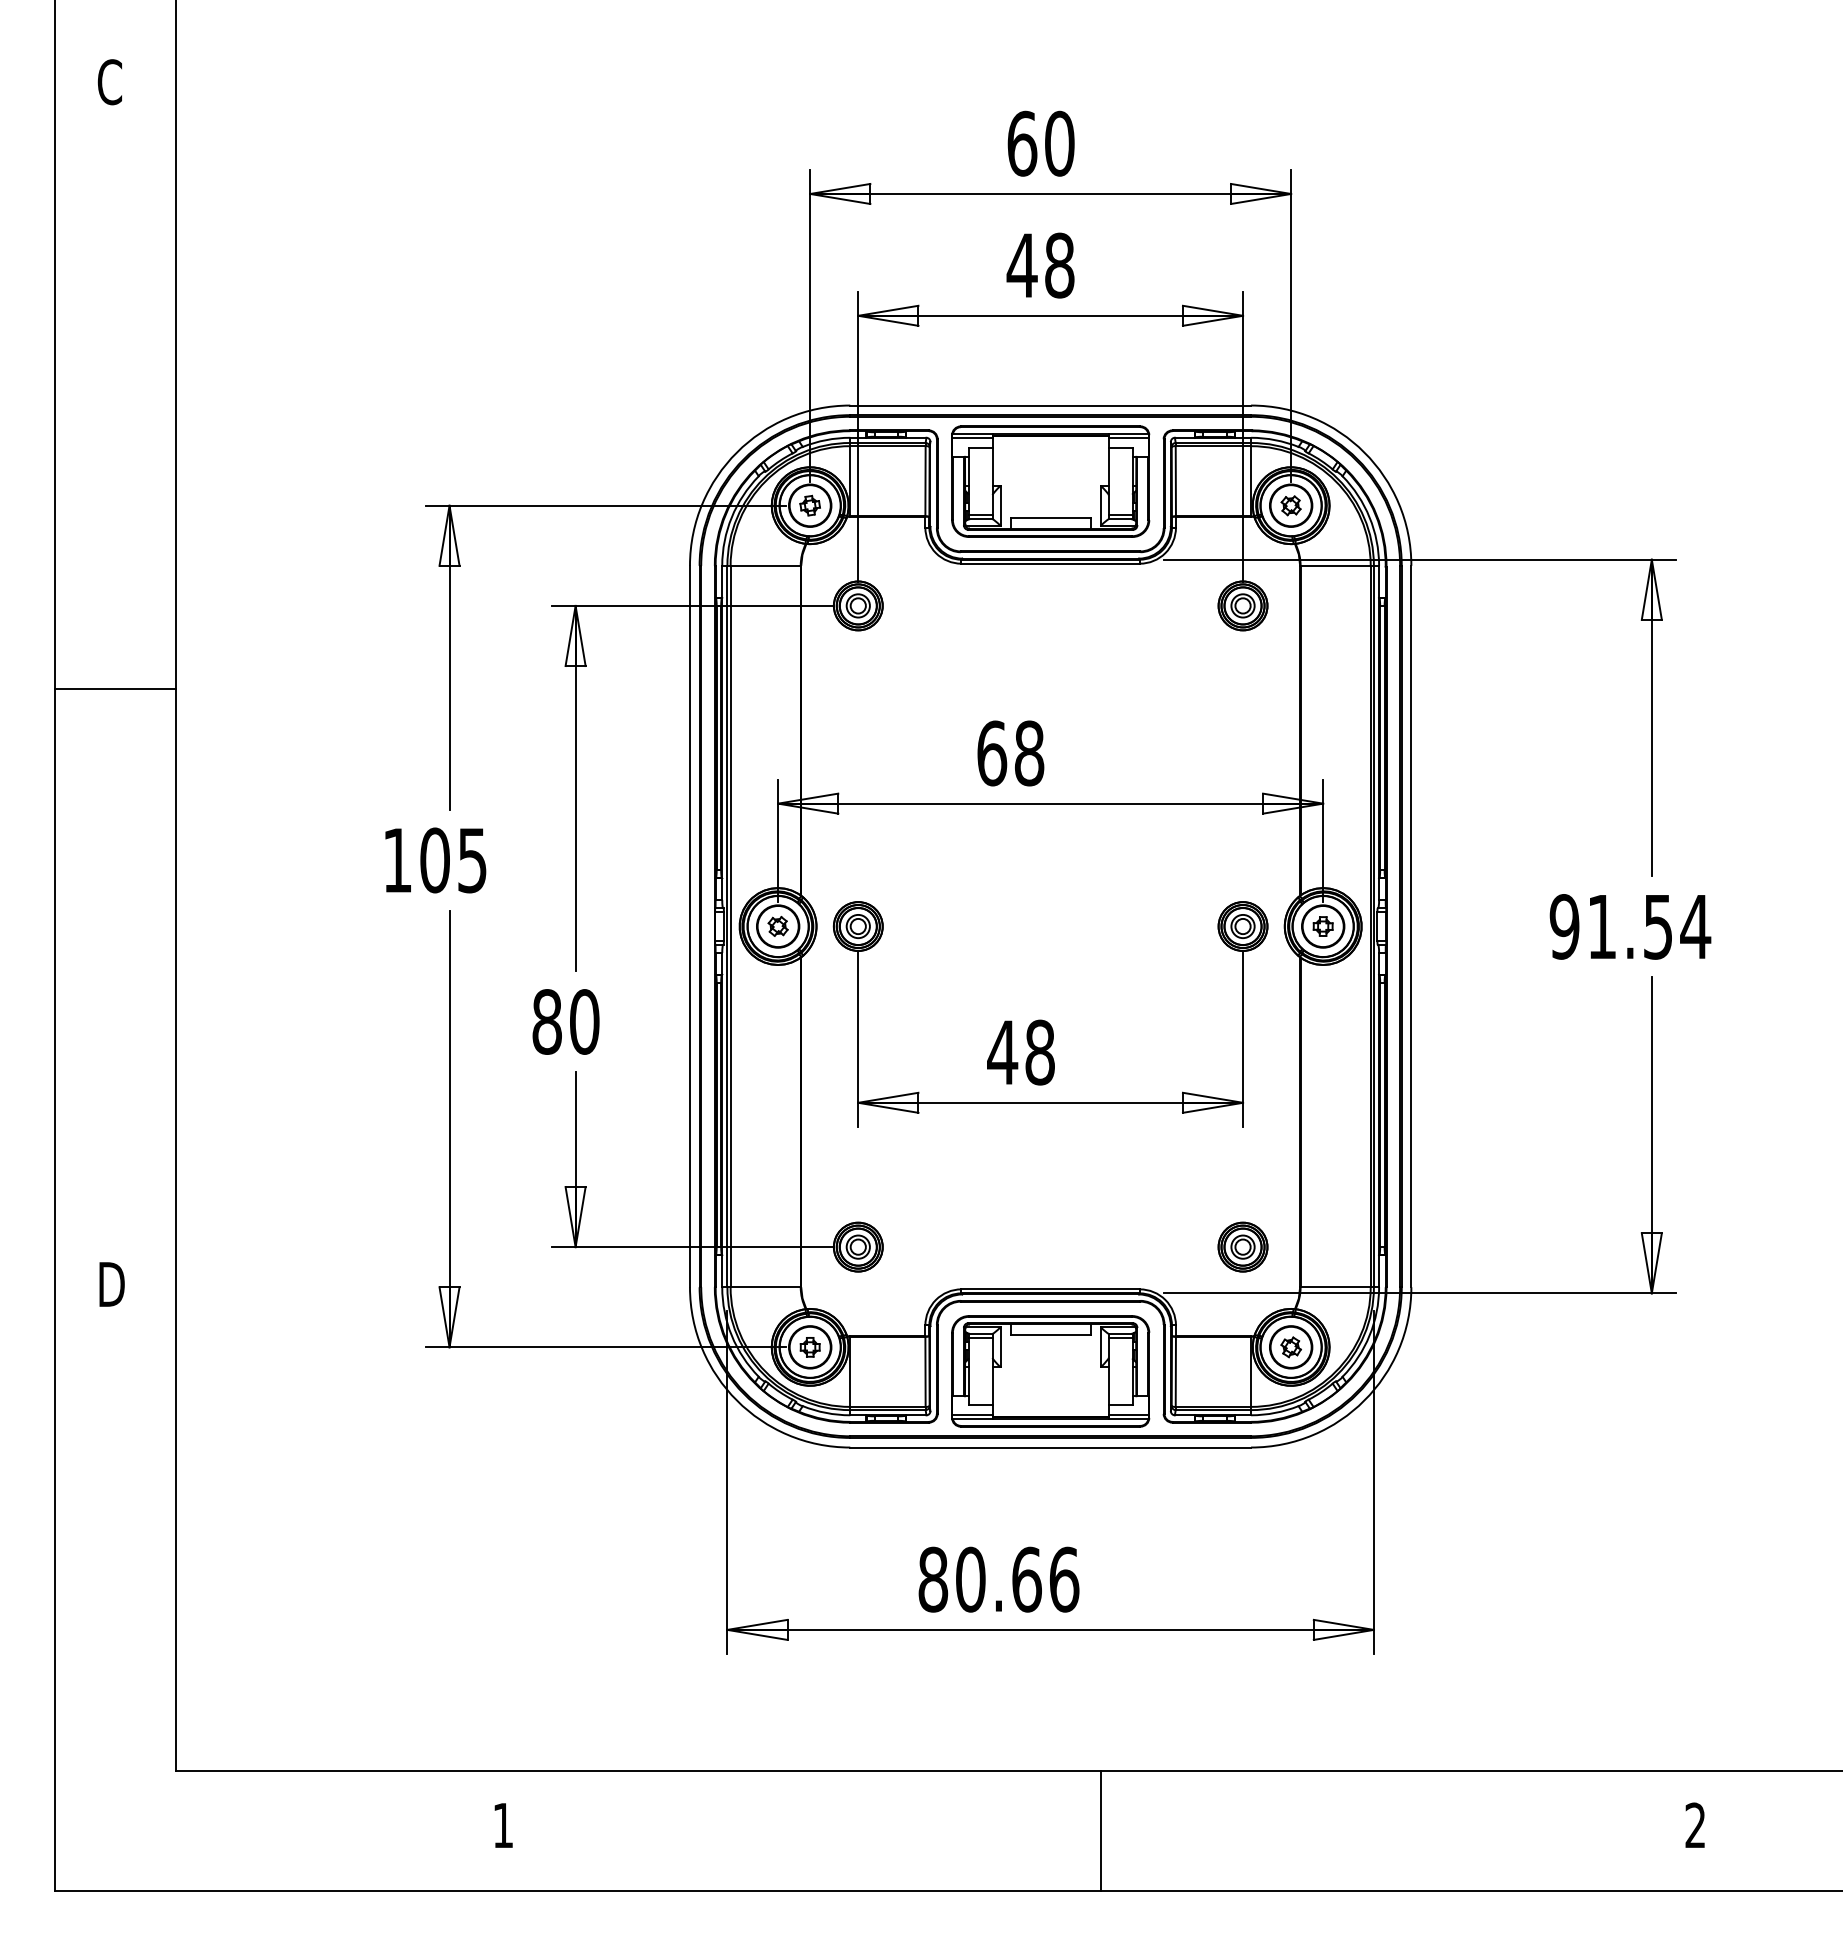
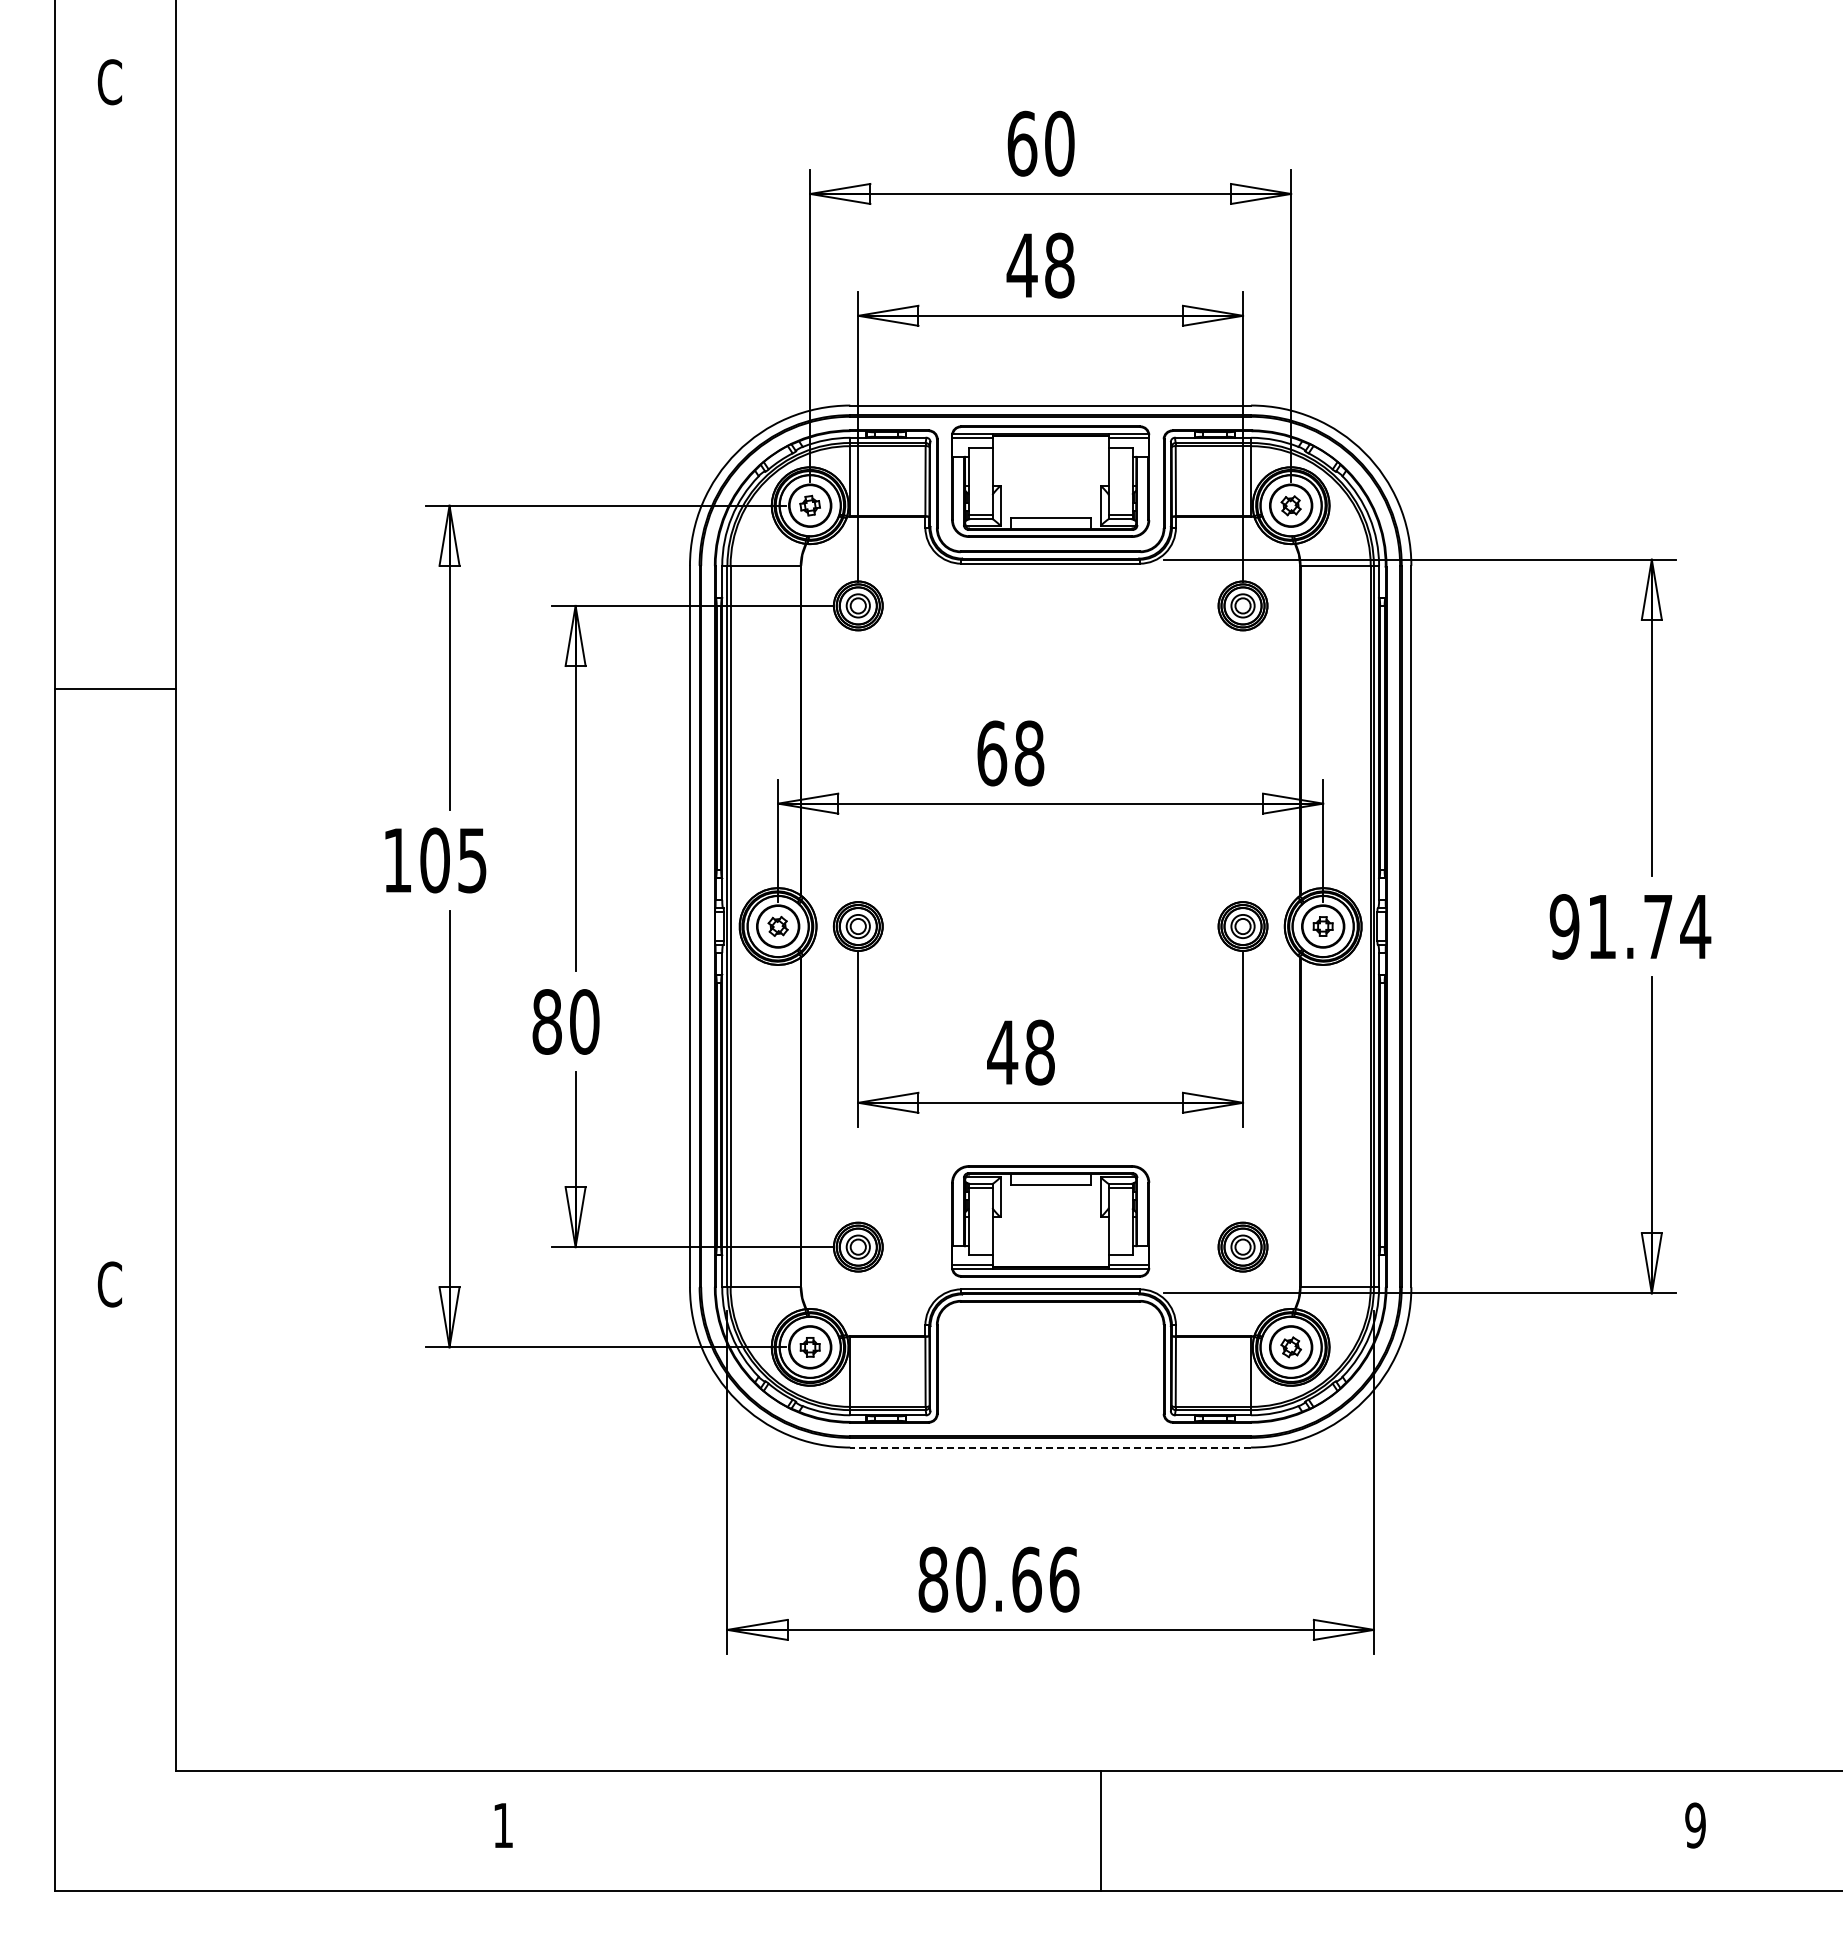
text: 91.54 -> 91.74 (1658, 927)
text: D -> C (110, 1284)
part position: (1050, 1371) -> (1050, 1221) (1050, 1221)
line: solid -> dashed (1050, 1447)
text: 2 -> 9 (1695, 1825)
